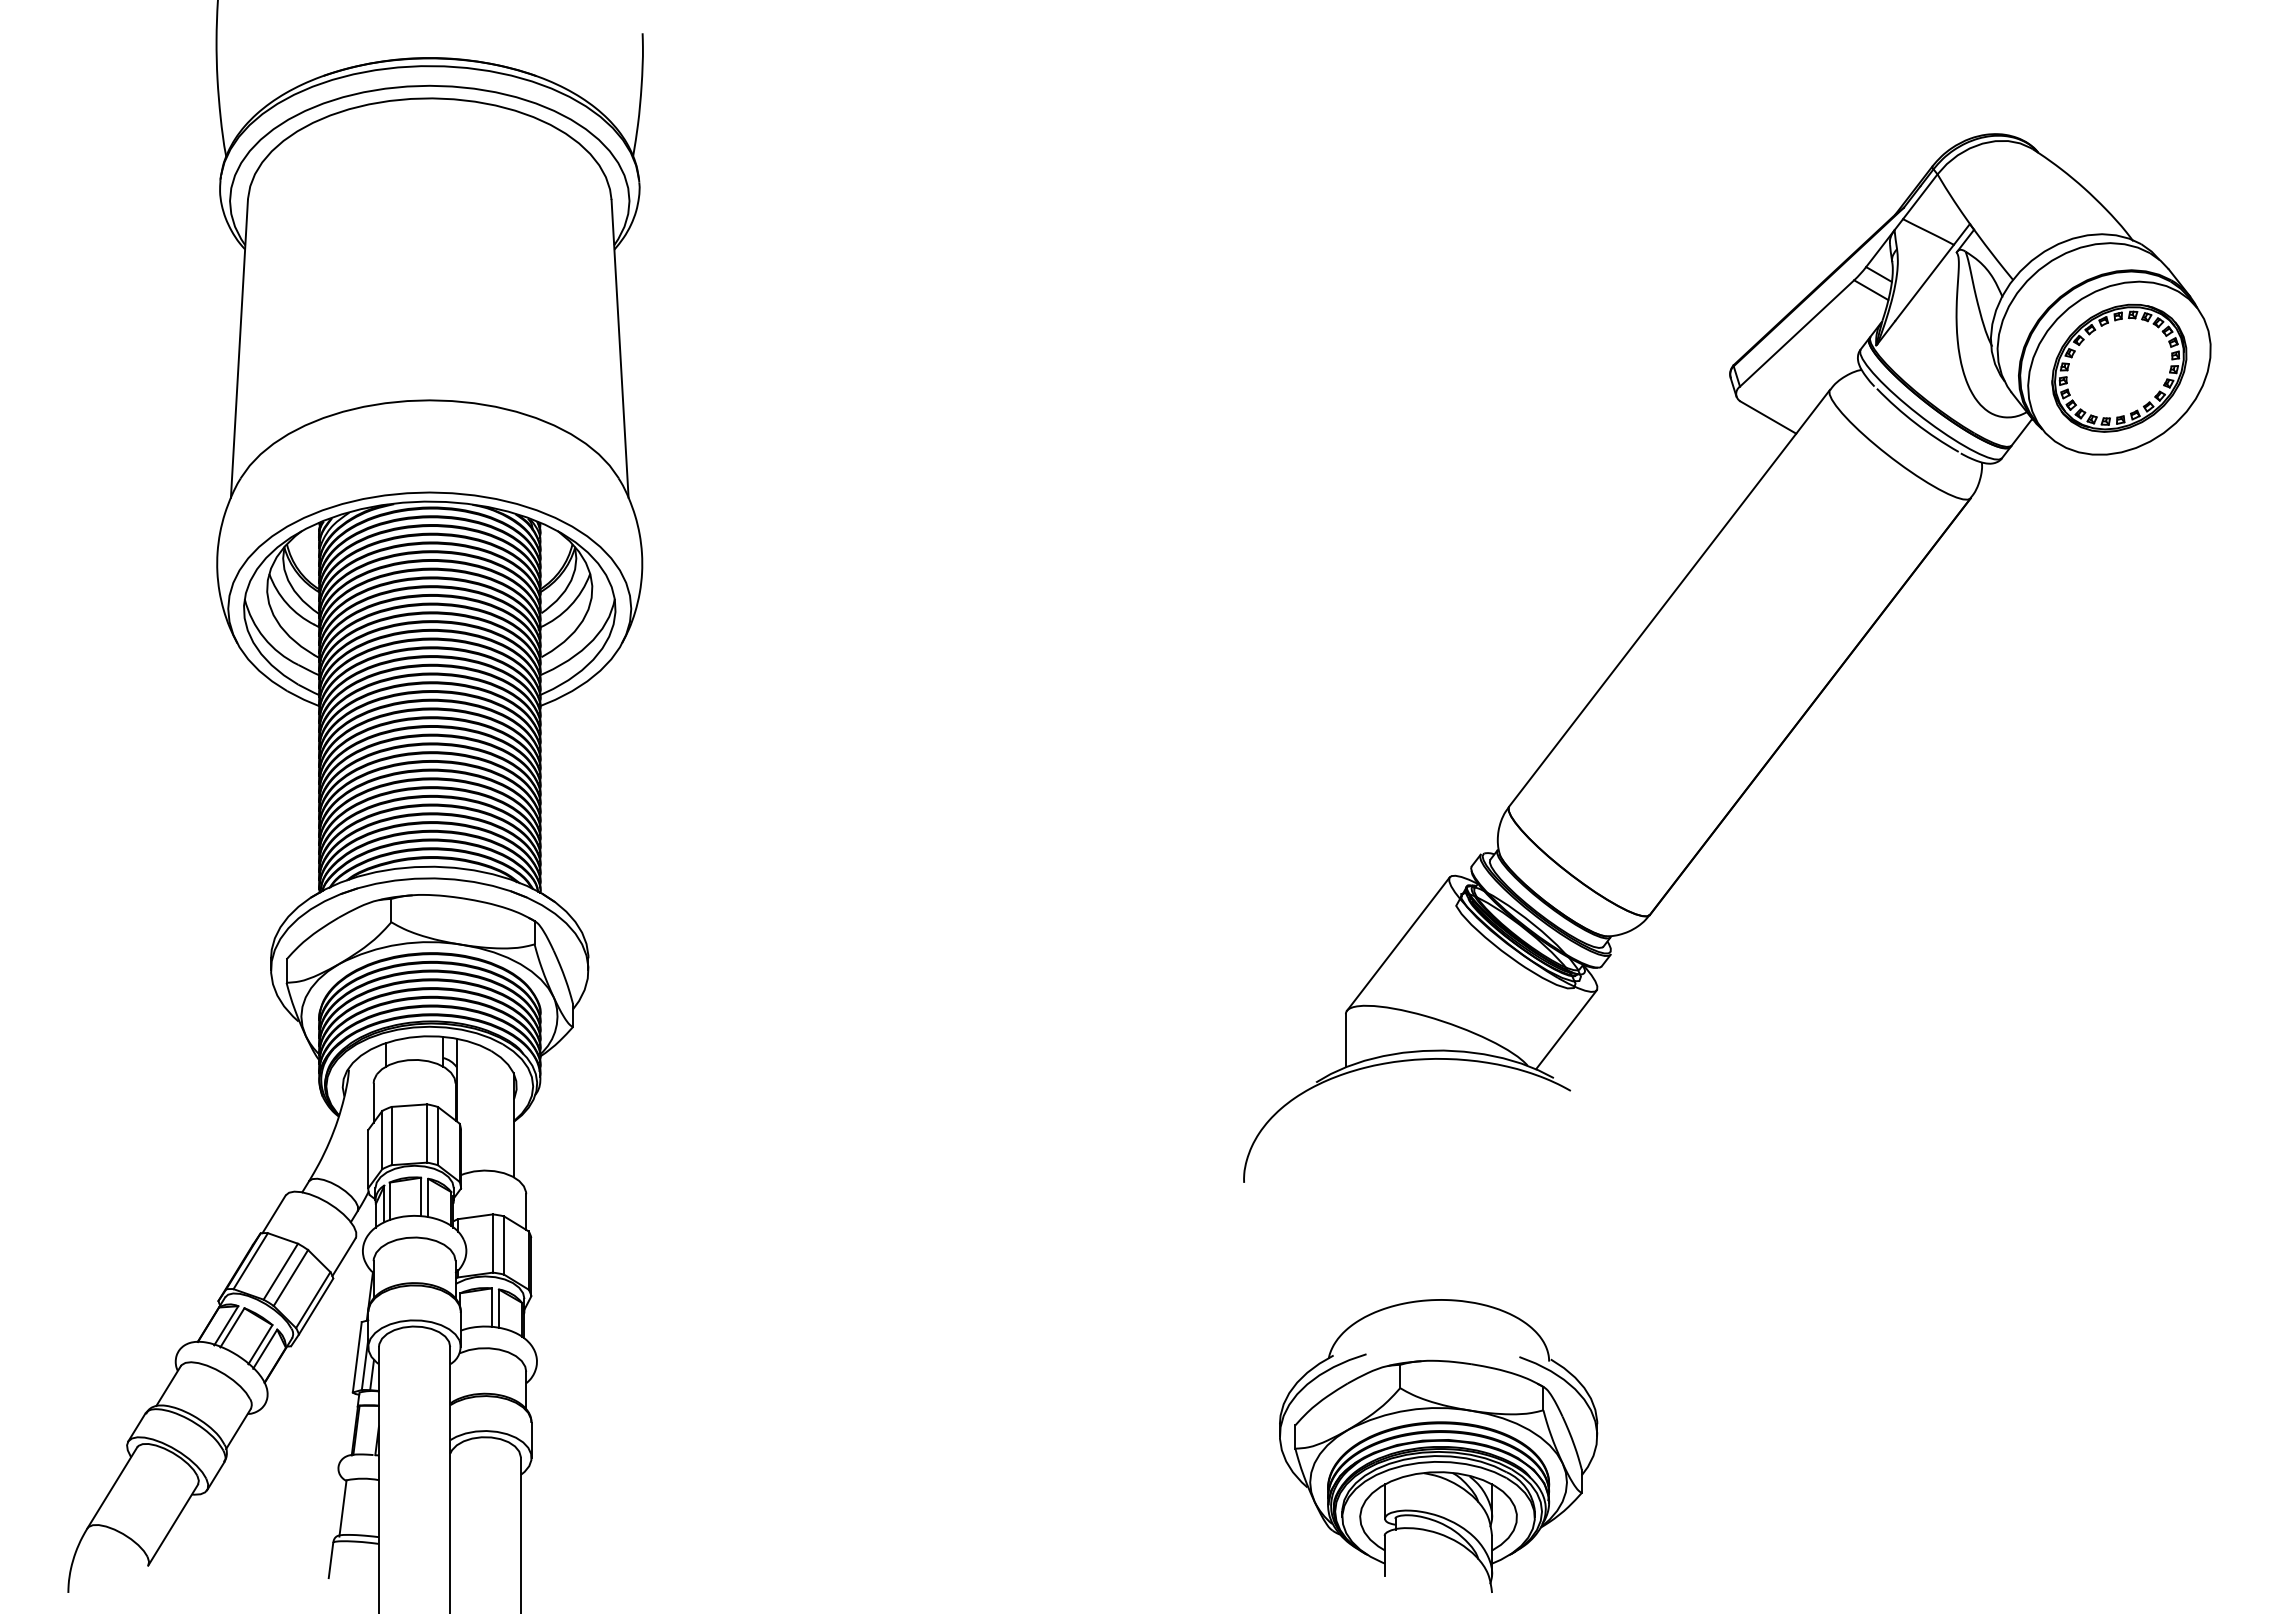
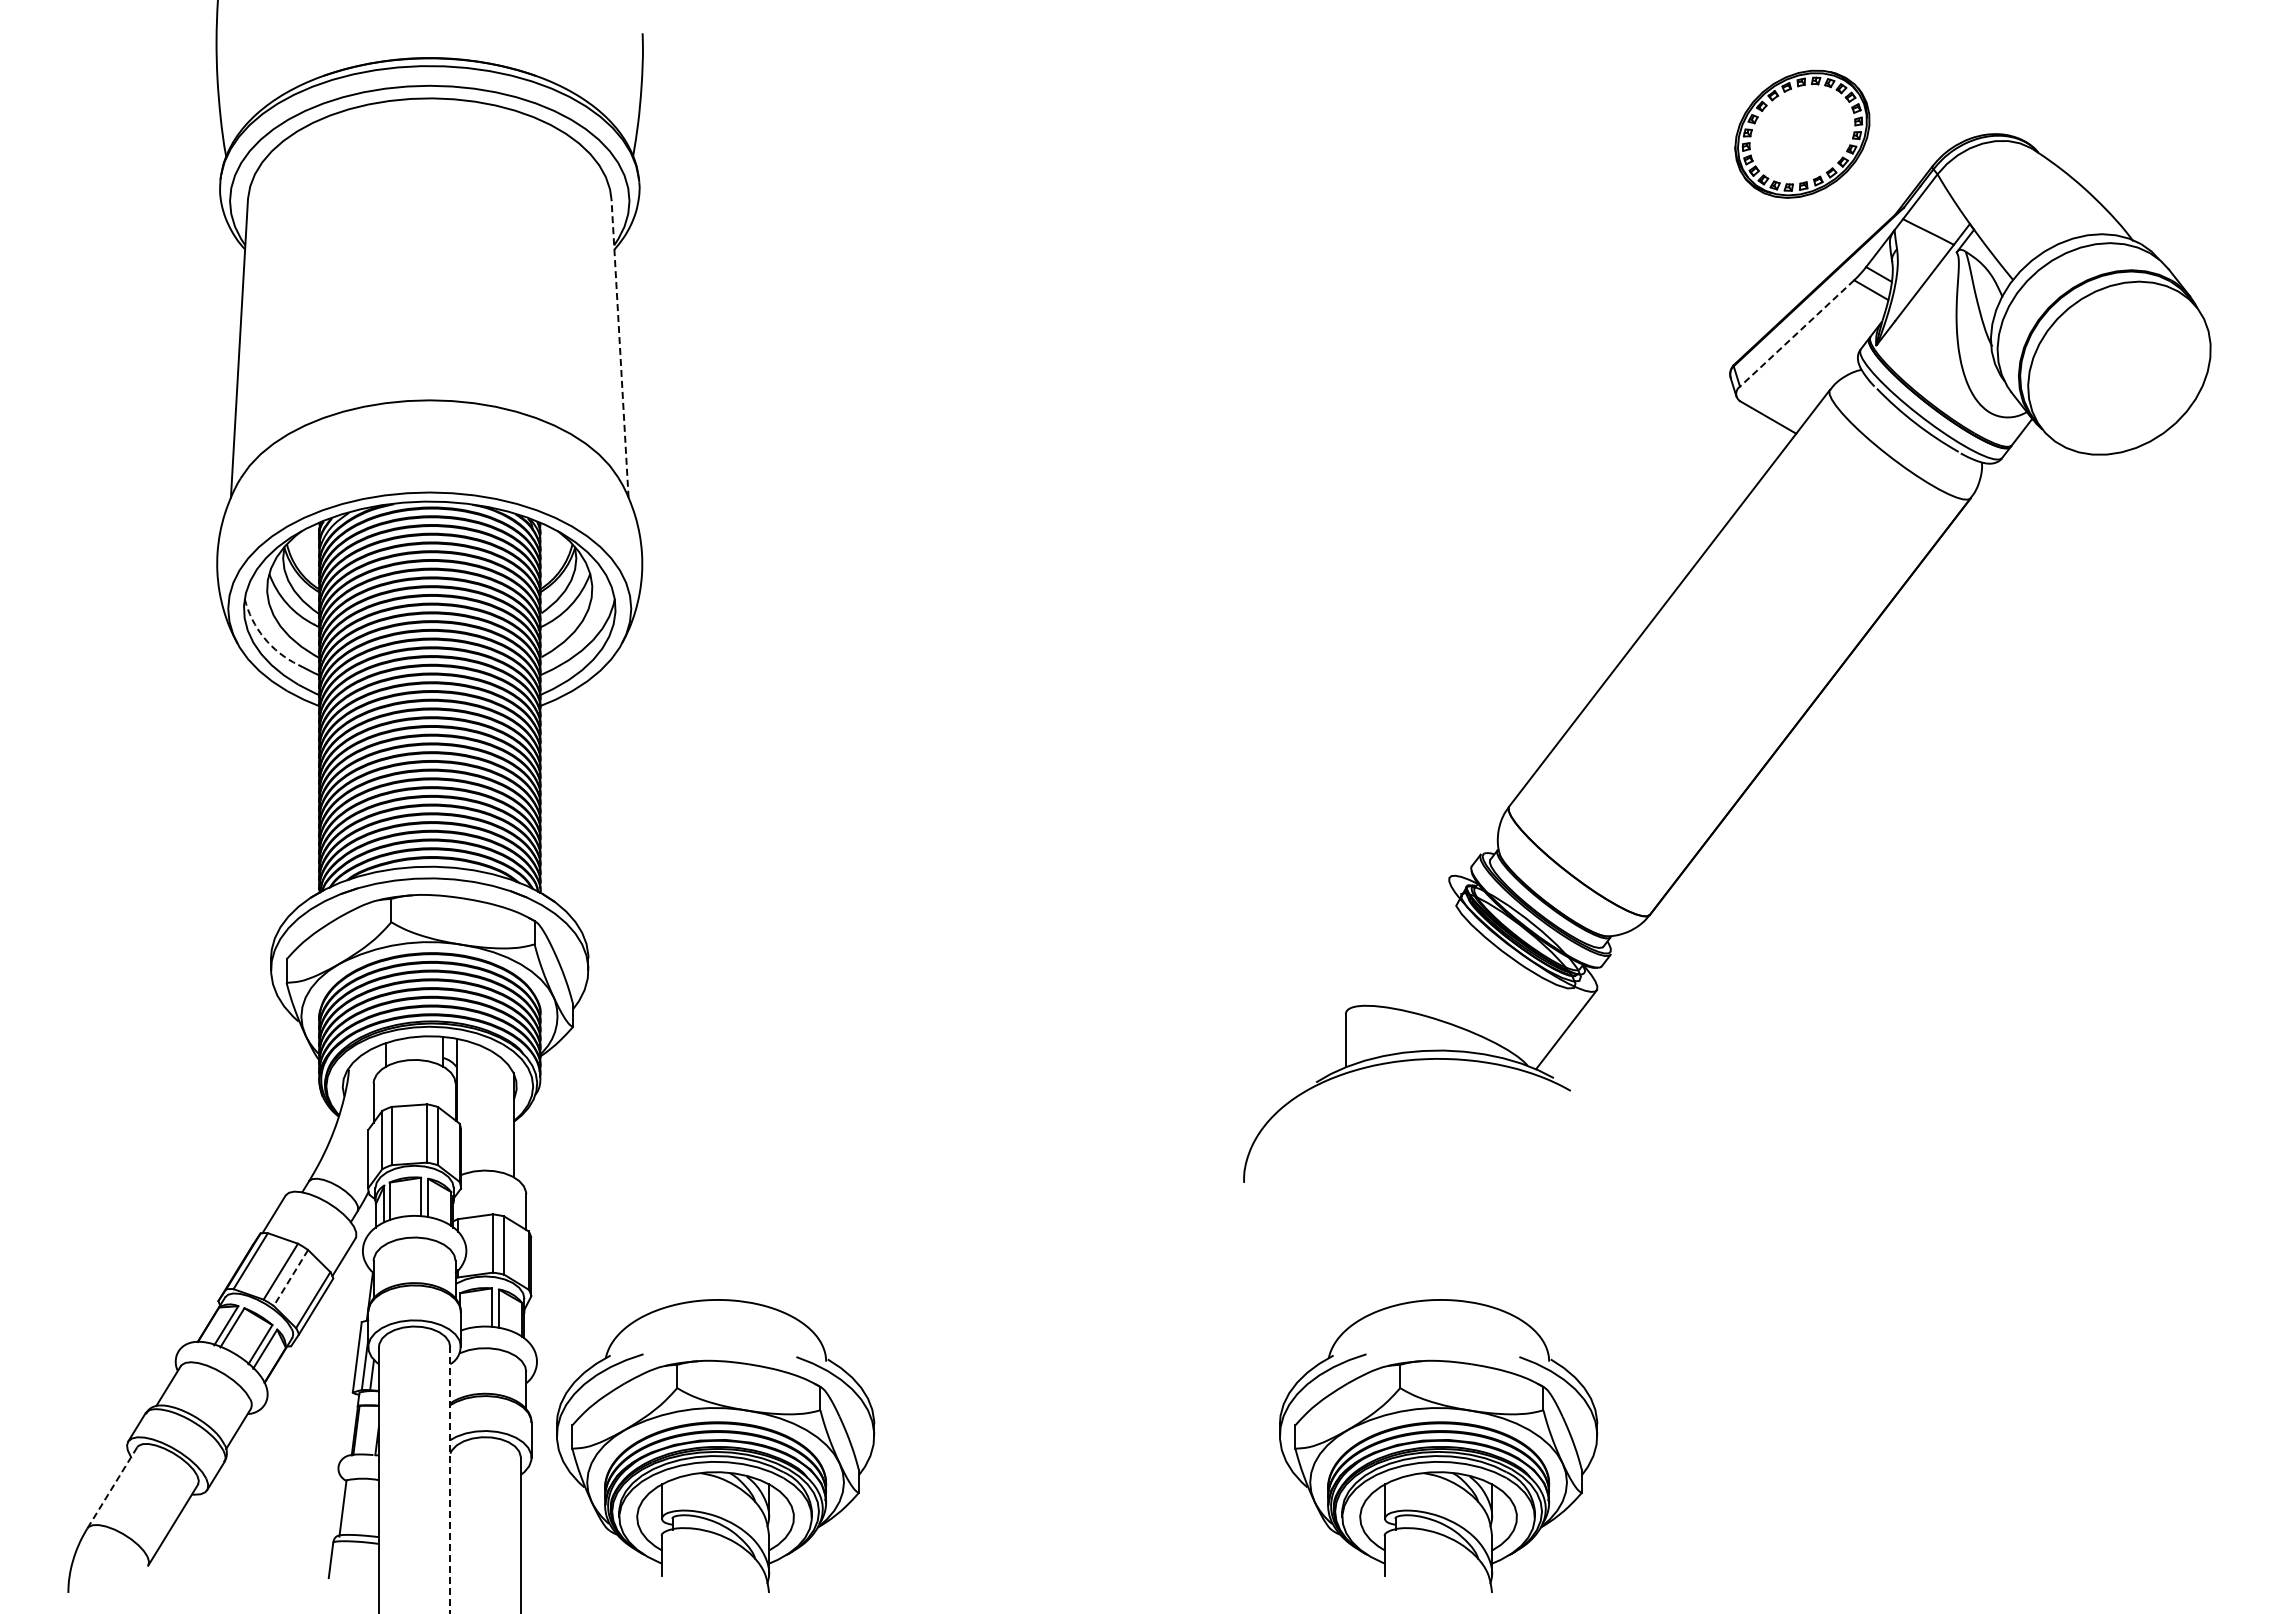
line: solid -> dashed (1796, 333)
line: solid -> dashed (620, 348)
part position: (2119, 367) -> (1802, 133) (1802, 133)
arc: solid -> dashed (264, 637)
line: present -> none (1398, 943)
line: solid -> dashed (290, 1278)
part: none -> present (715, 1445)
line: solid -> dashed (450, 1480)
line: solid -> dashed (112, 1487)
